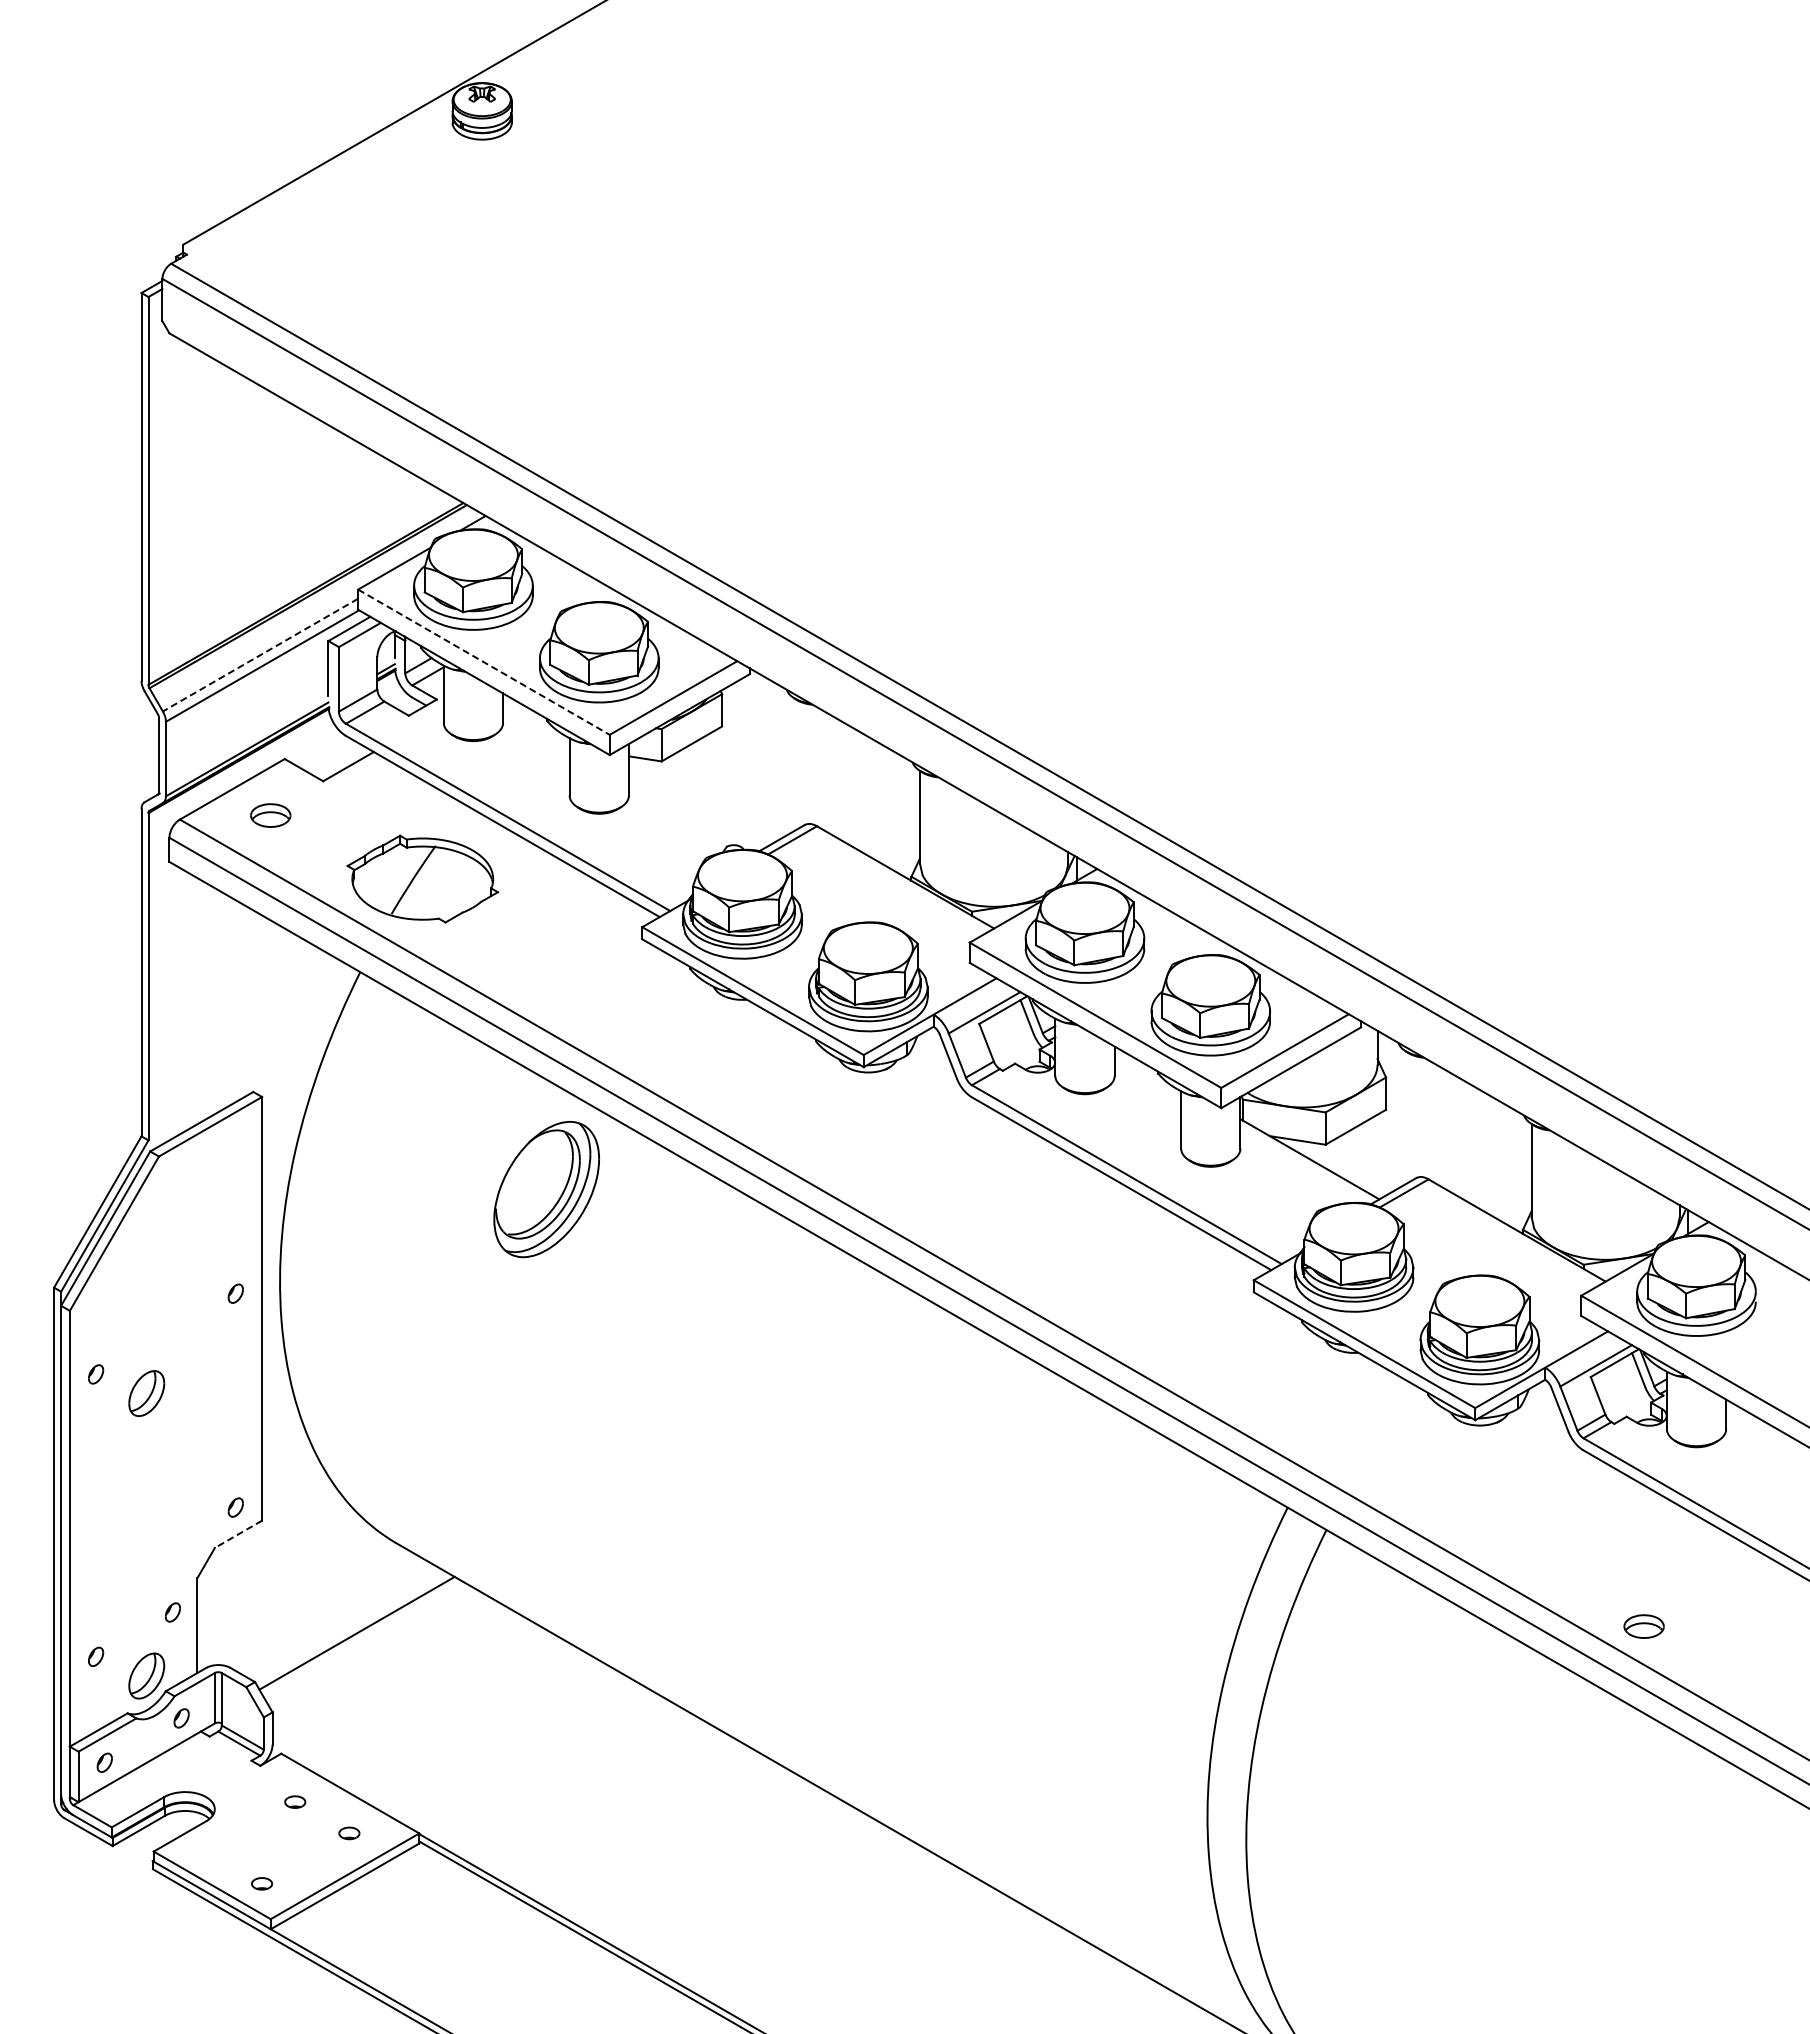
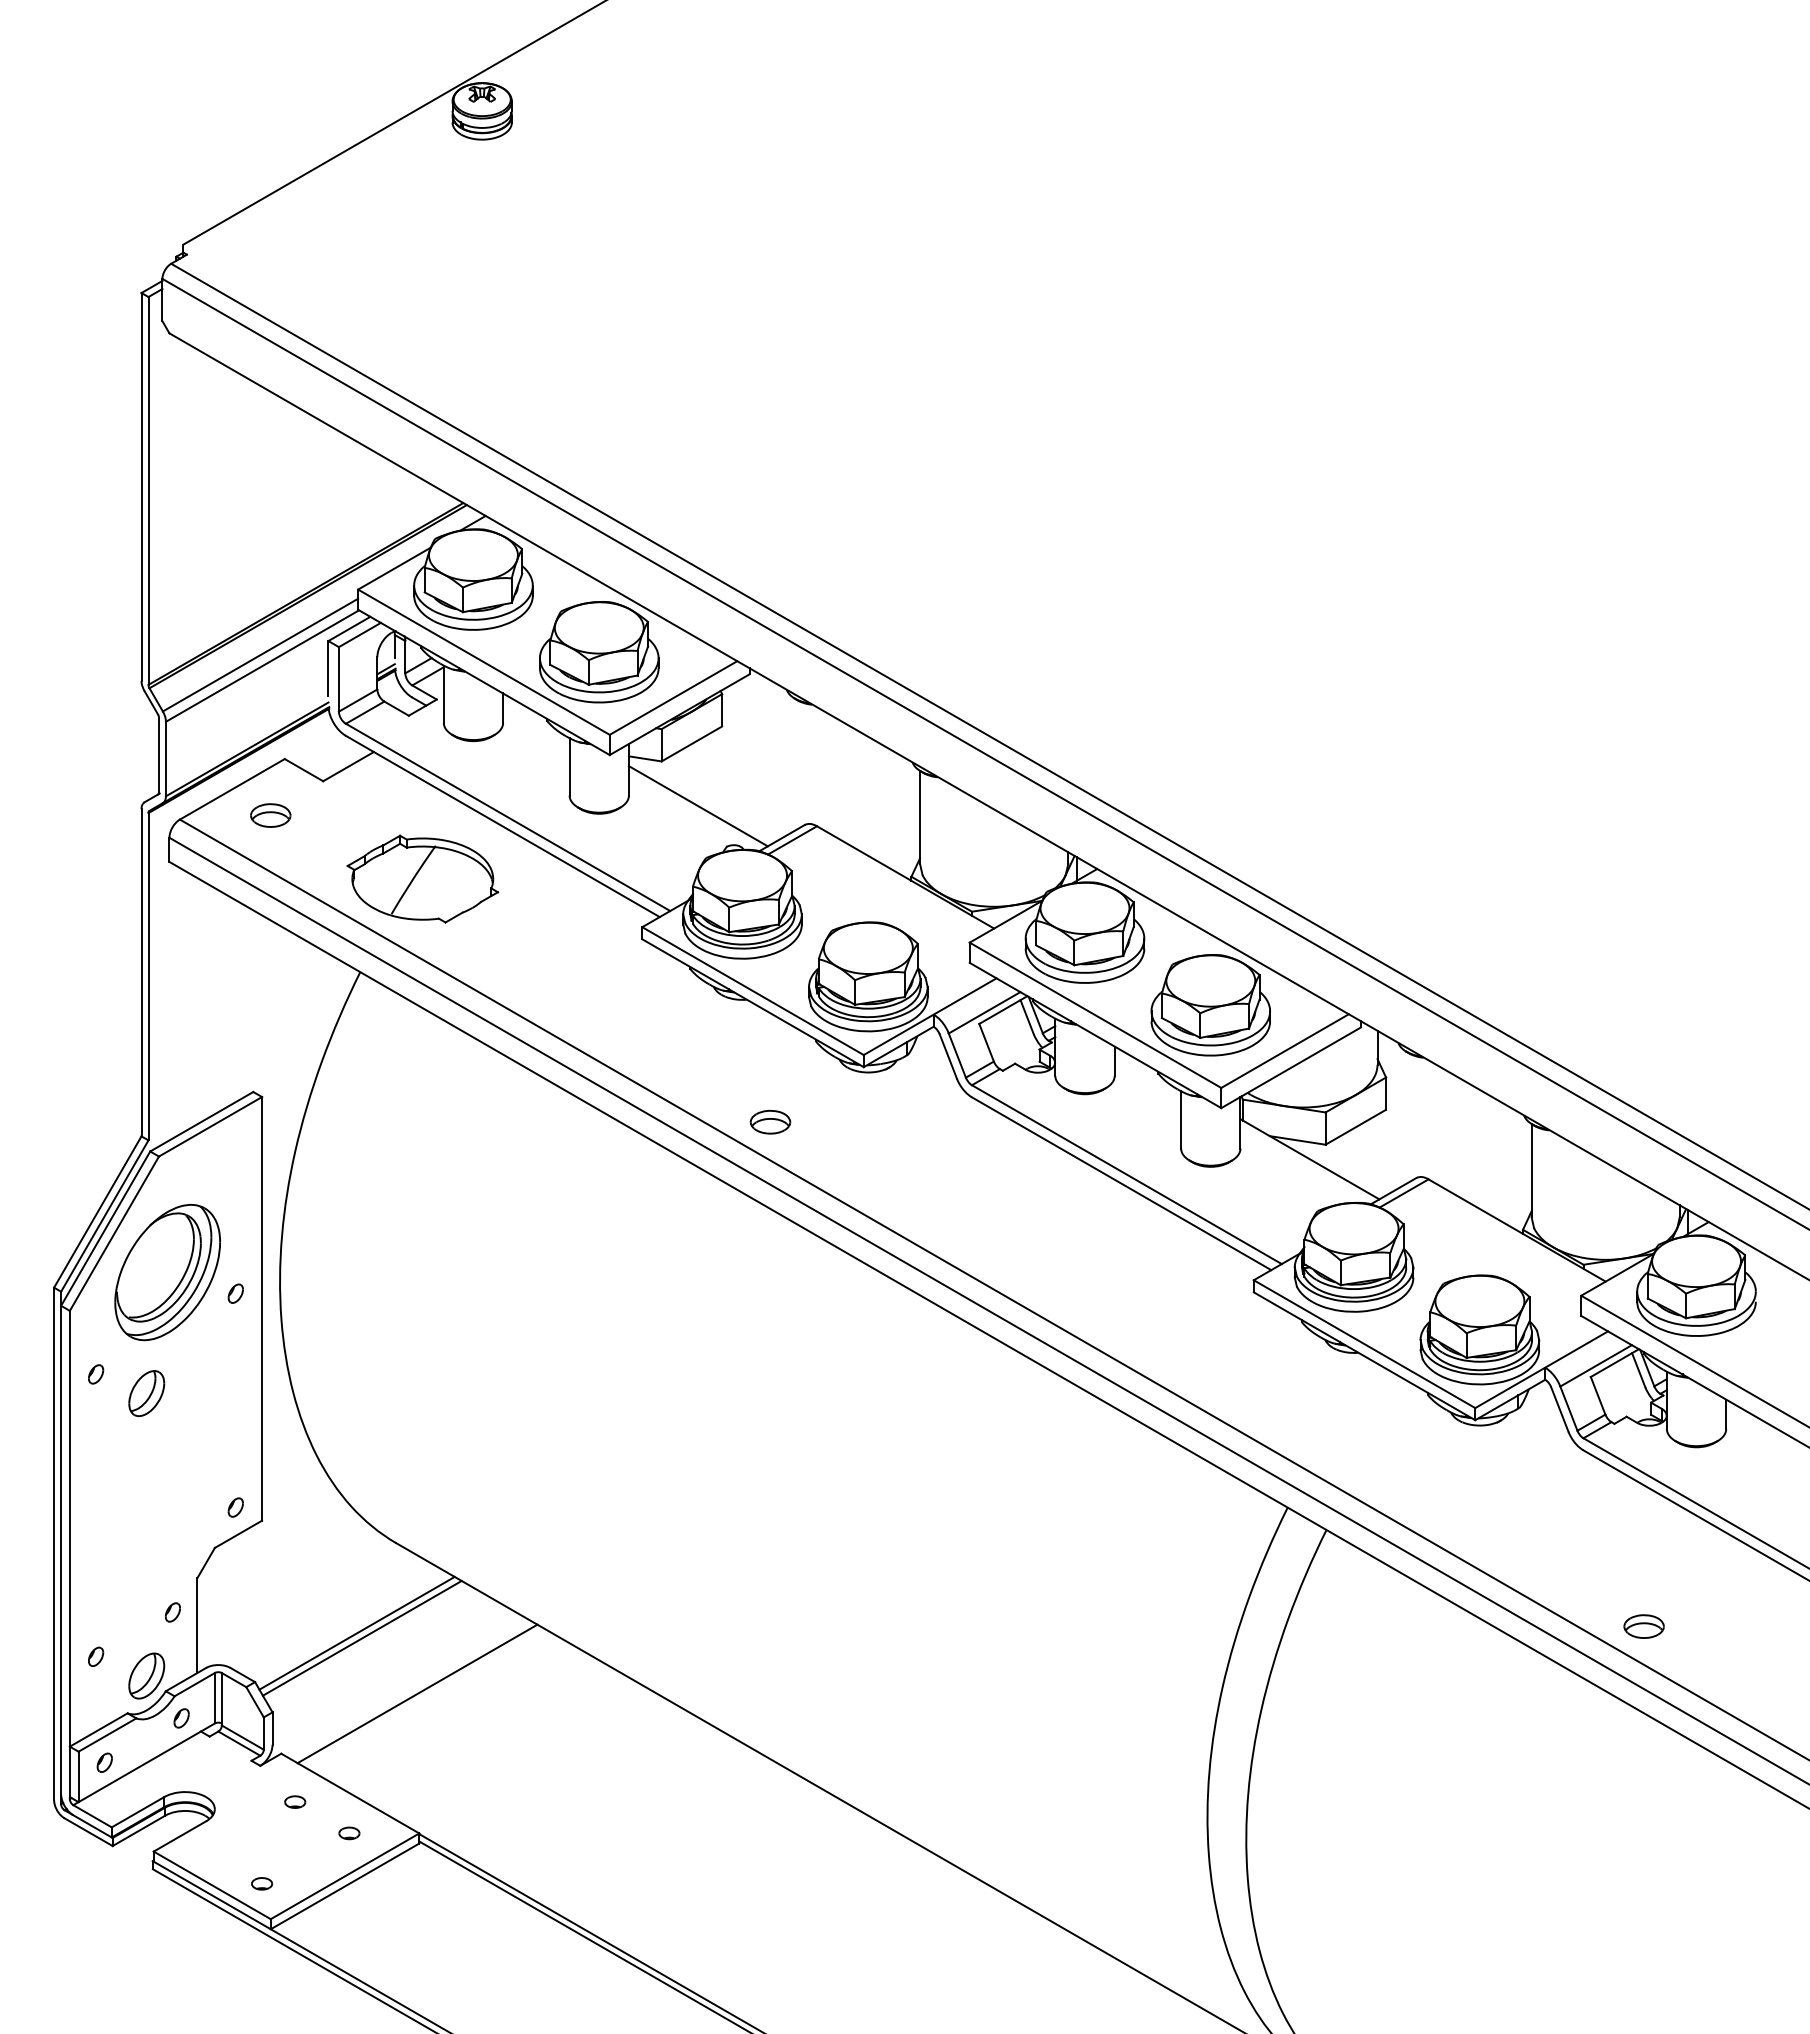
line: dashed -> solid (260, 655)
line: dashed -> solid (484, 662)
line: none -> present (697, 806)
part: none -> present (770, 1121)
part position: (546, 1189) -> (167, 1272) (167, 1272)
line: dashed -> solid (238, 1534)
line: none -> present (361, 1637)
line: none -> present (417, 1693)
